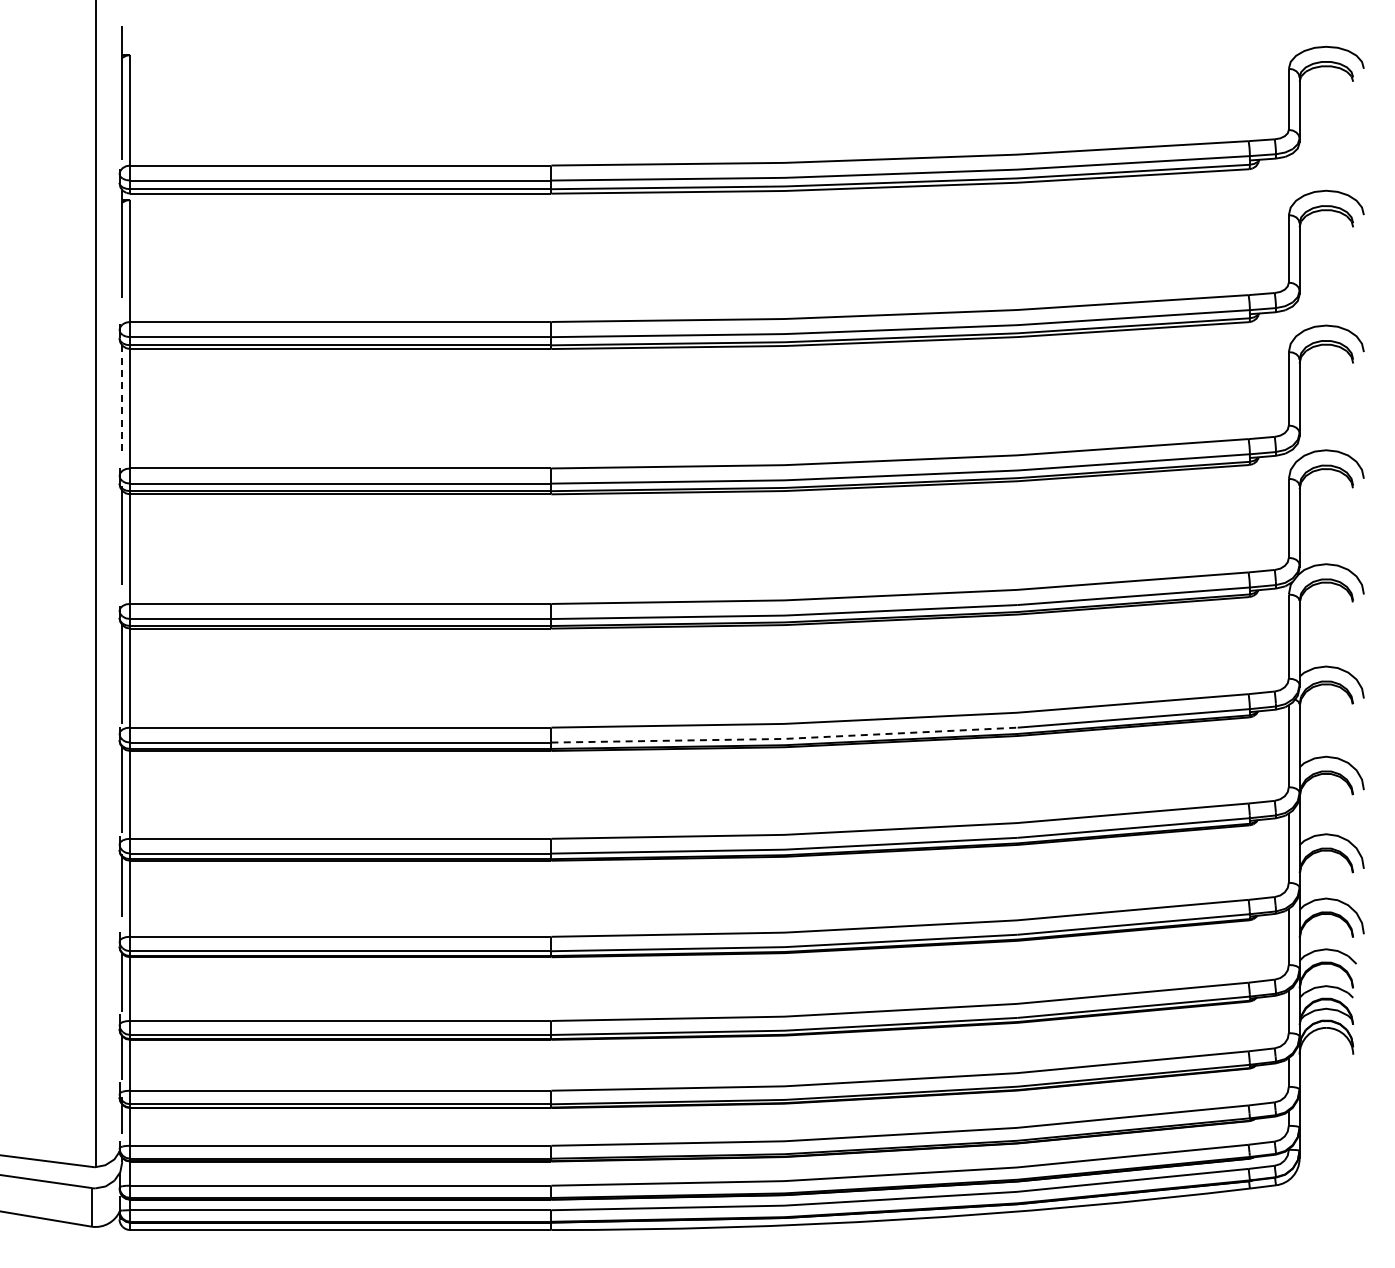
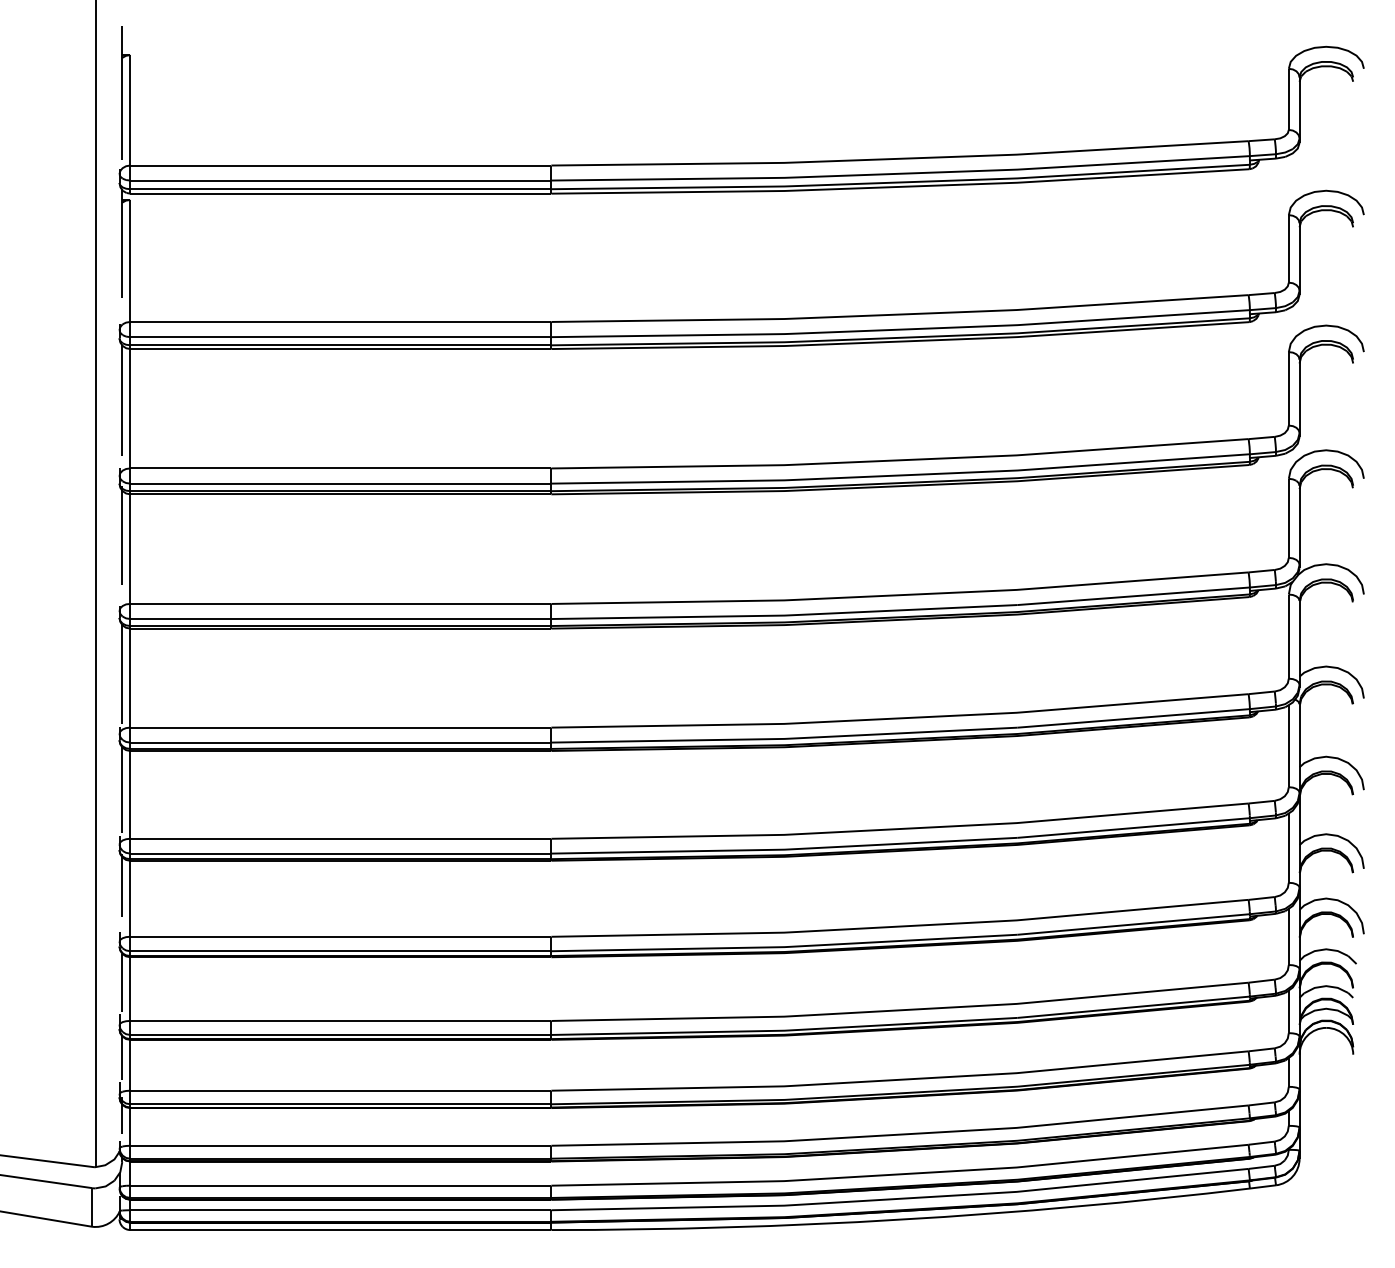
line: dashed -> solid (122, 401)
line: dashed -> solid (784, 738)
